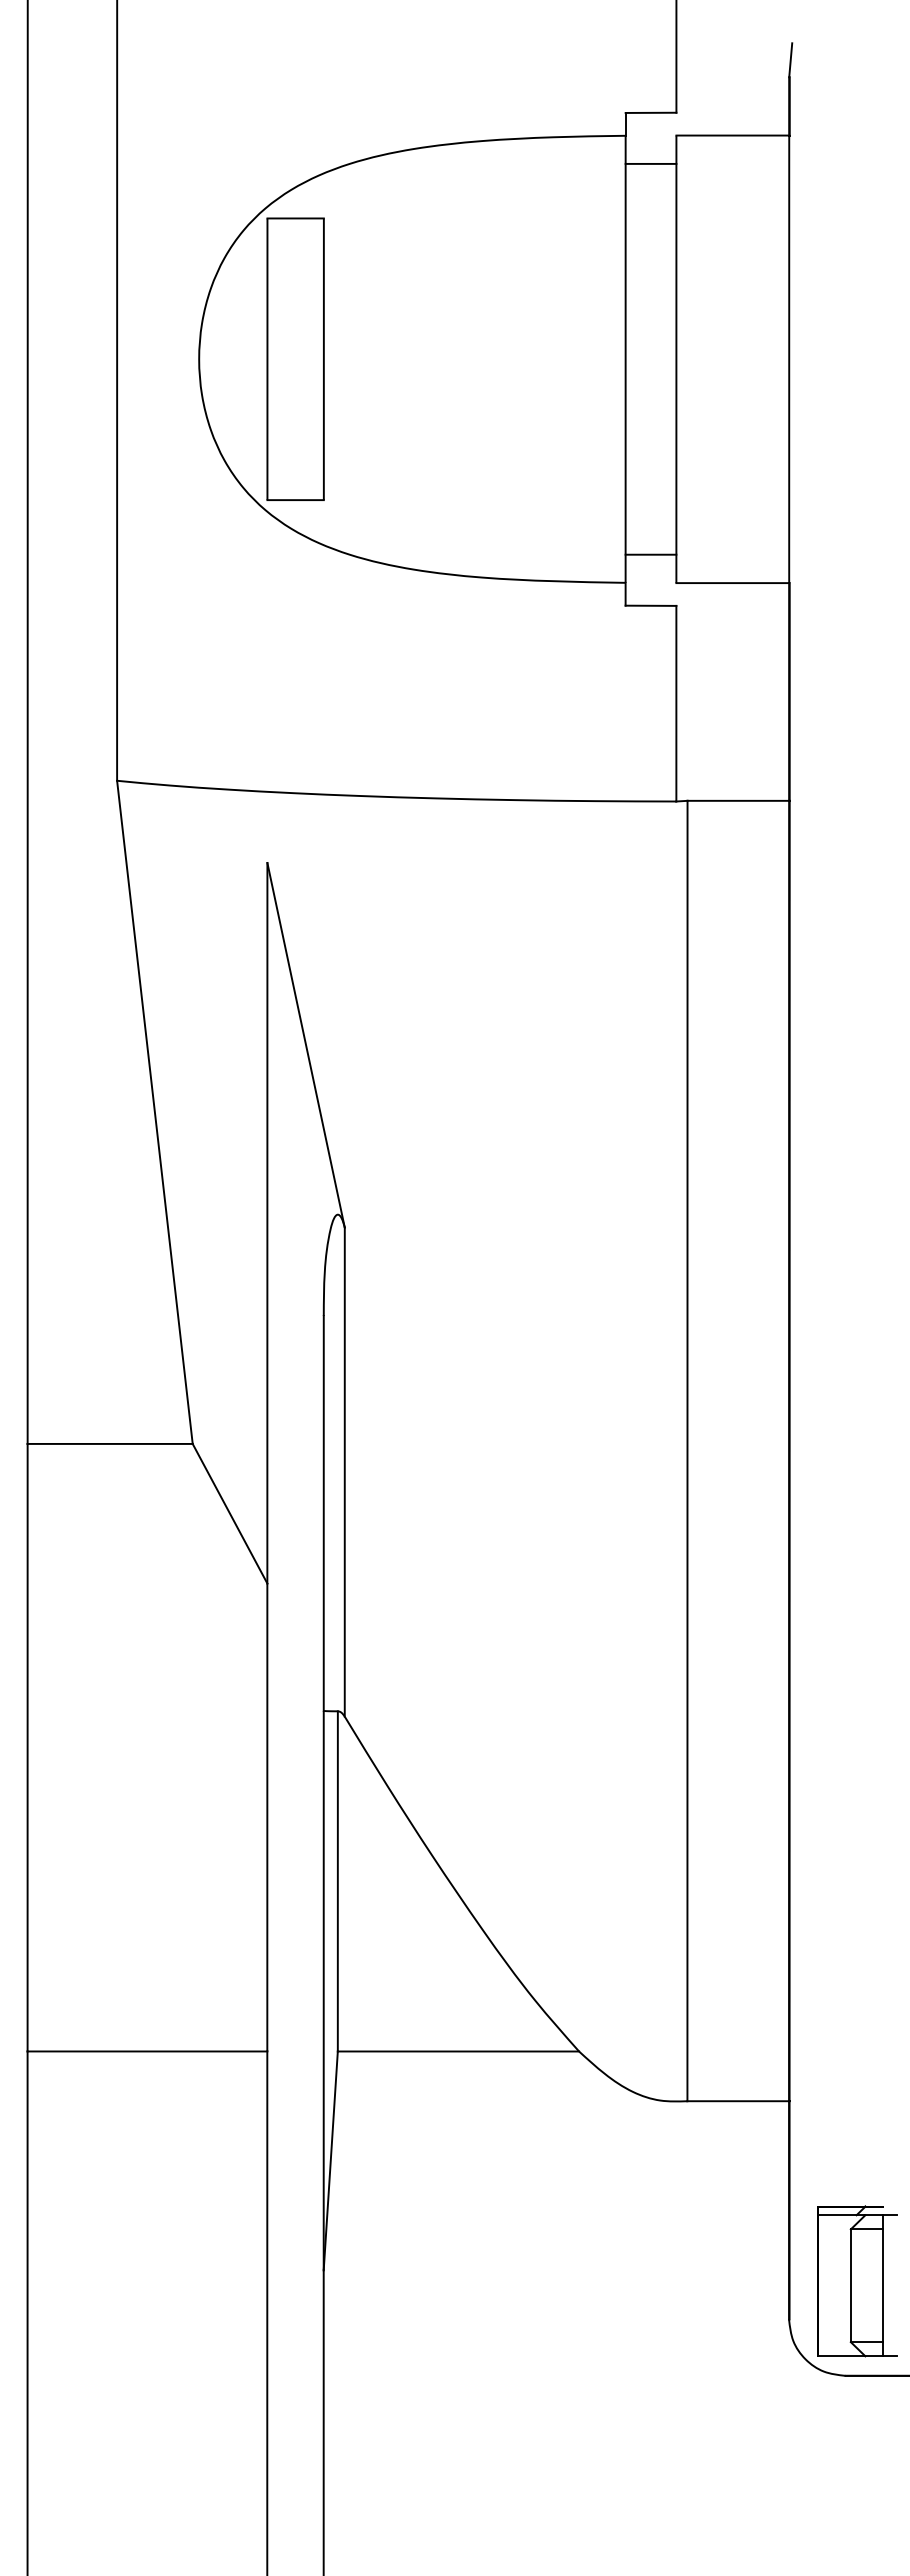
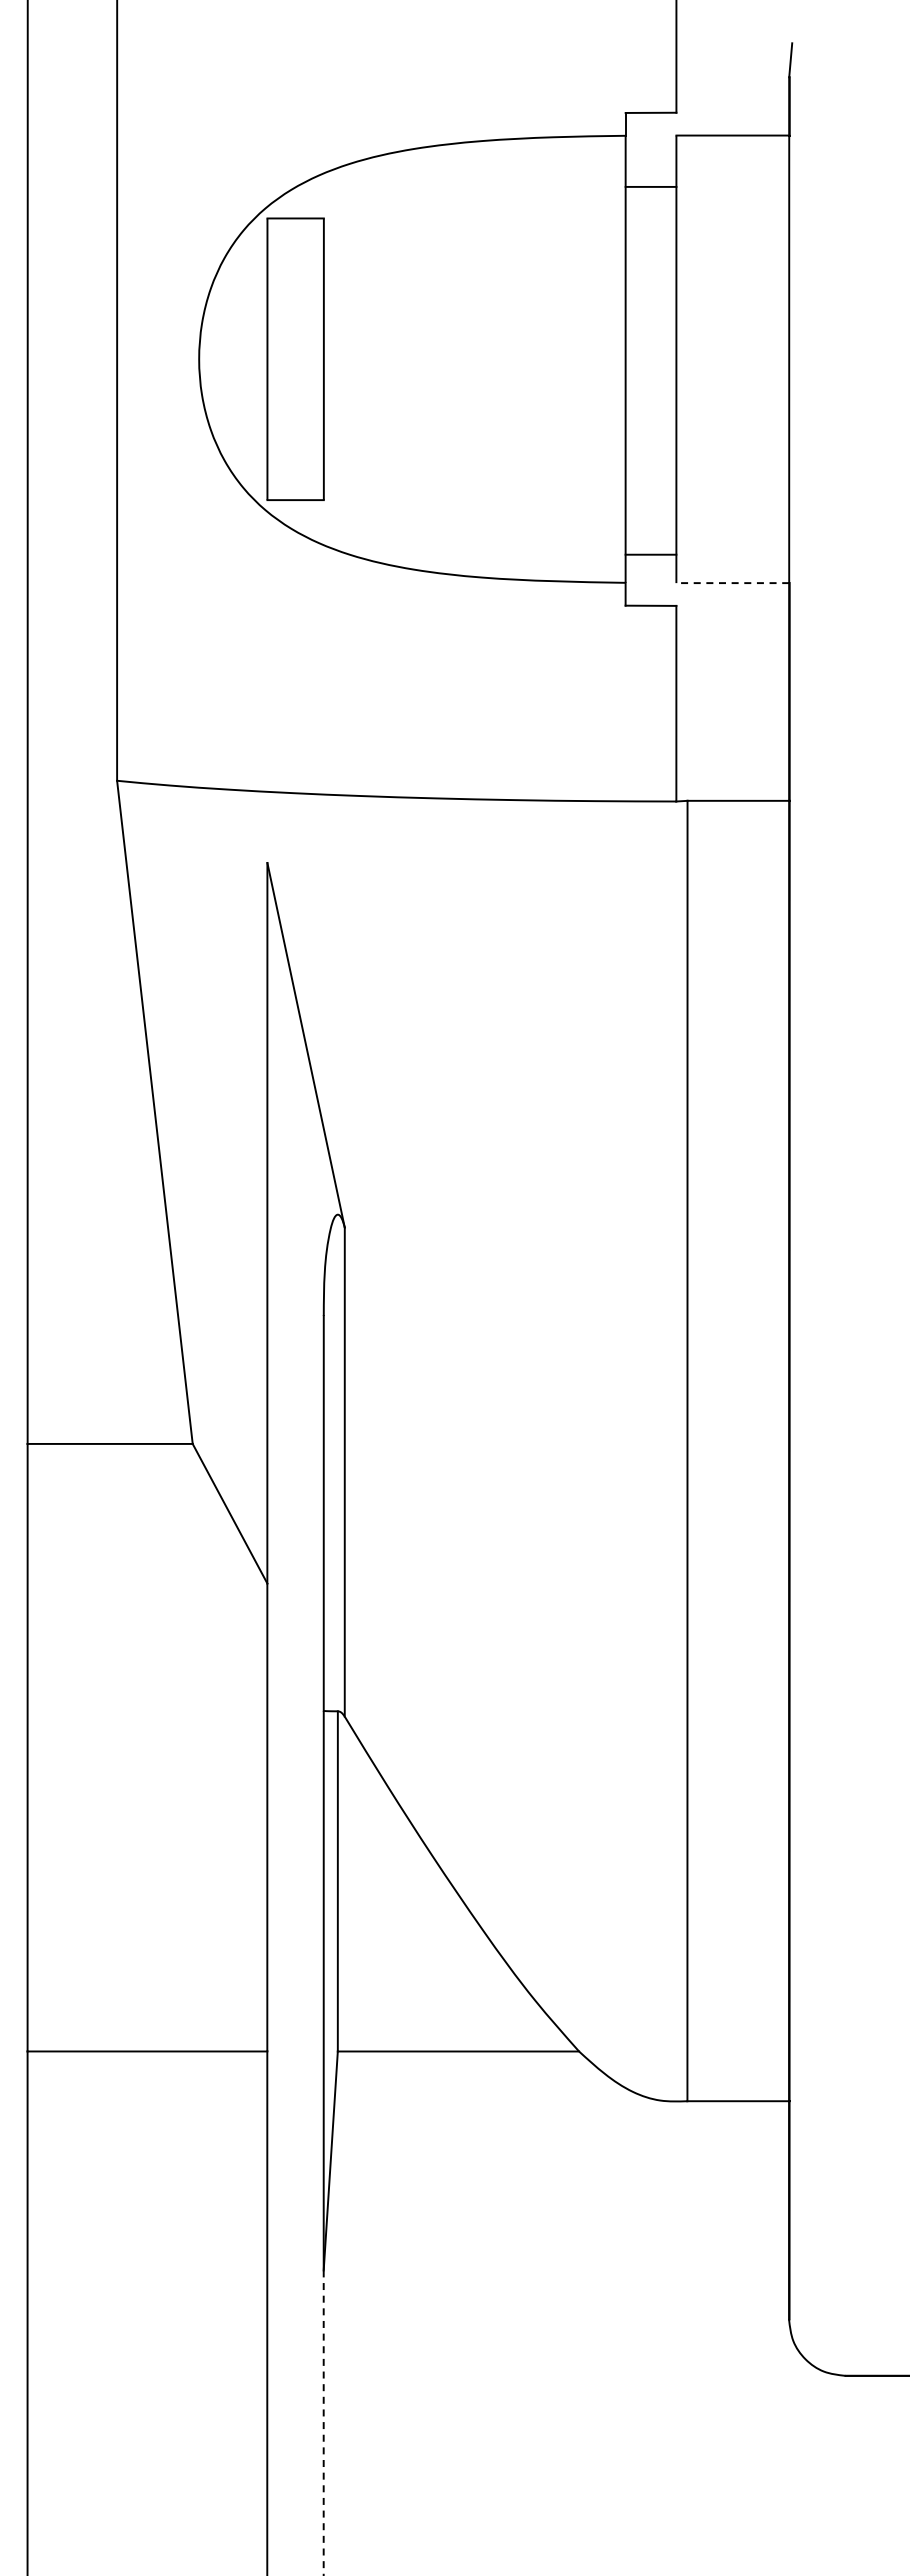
line position: (650, 163) -> (650, 186) (650, 186)
line: solid -> dashed (732, 583)
part: present -> none (857, 2281)
line: solid -> dashed (323, 2423)
